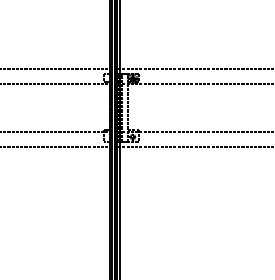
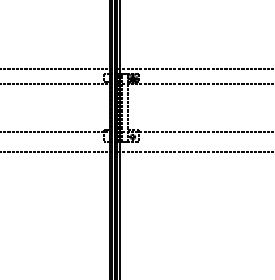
line position: (136, 146) -> (136, 151) (136, 151)
